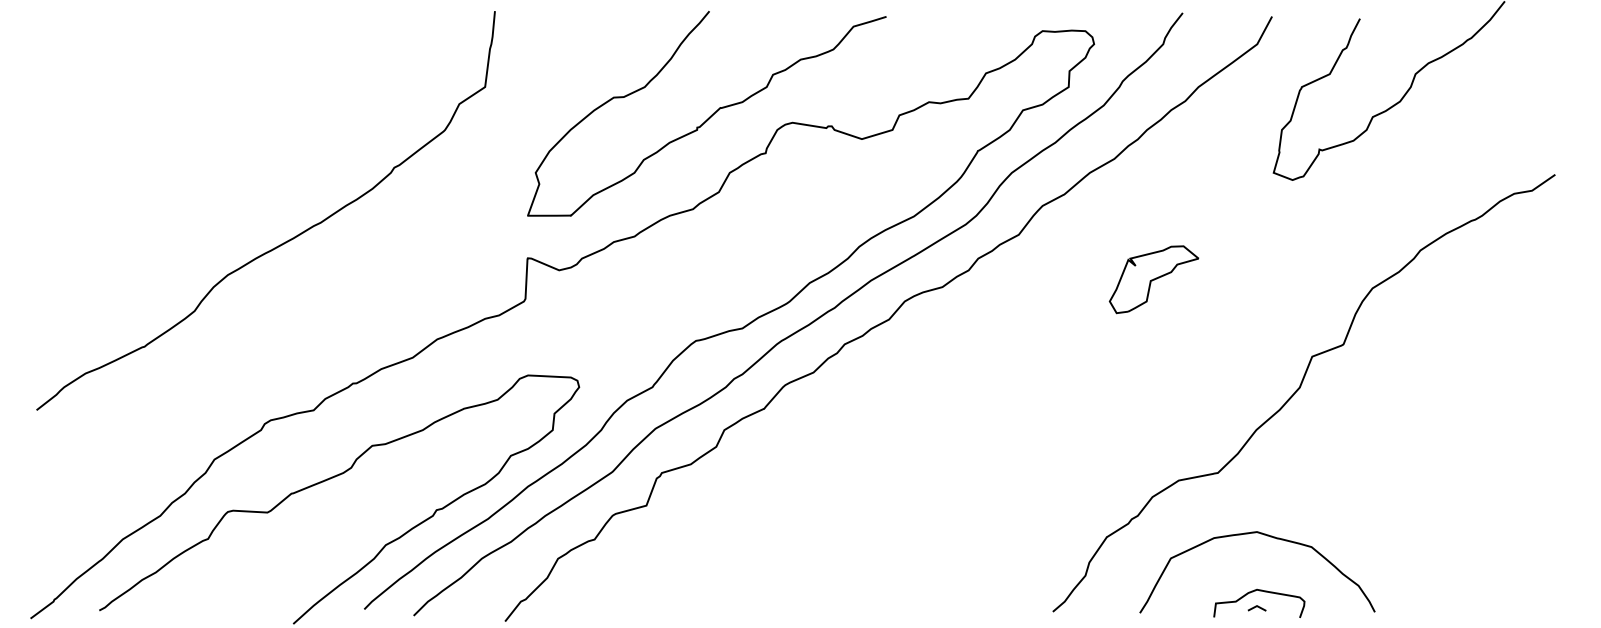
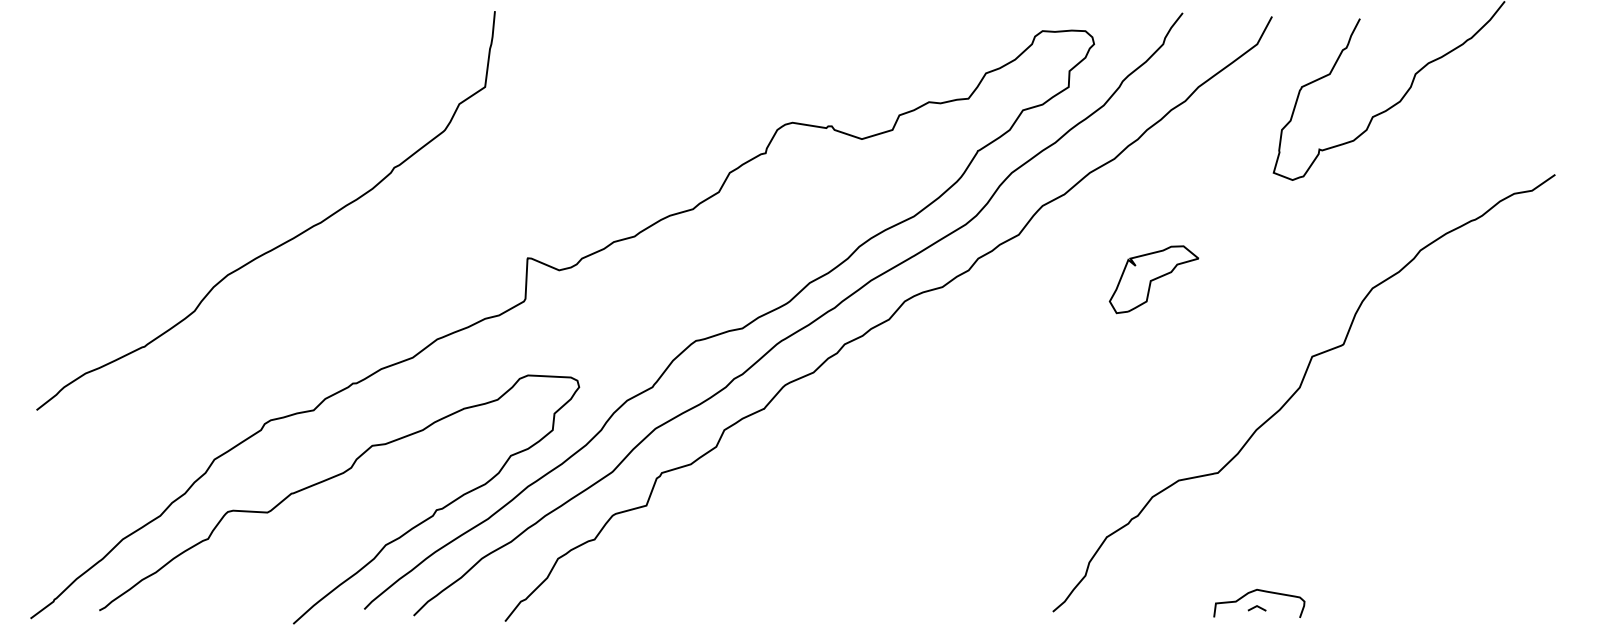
curve: present -> none (709, 116)
curve: present -> none (1270, 537)
